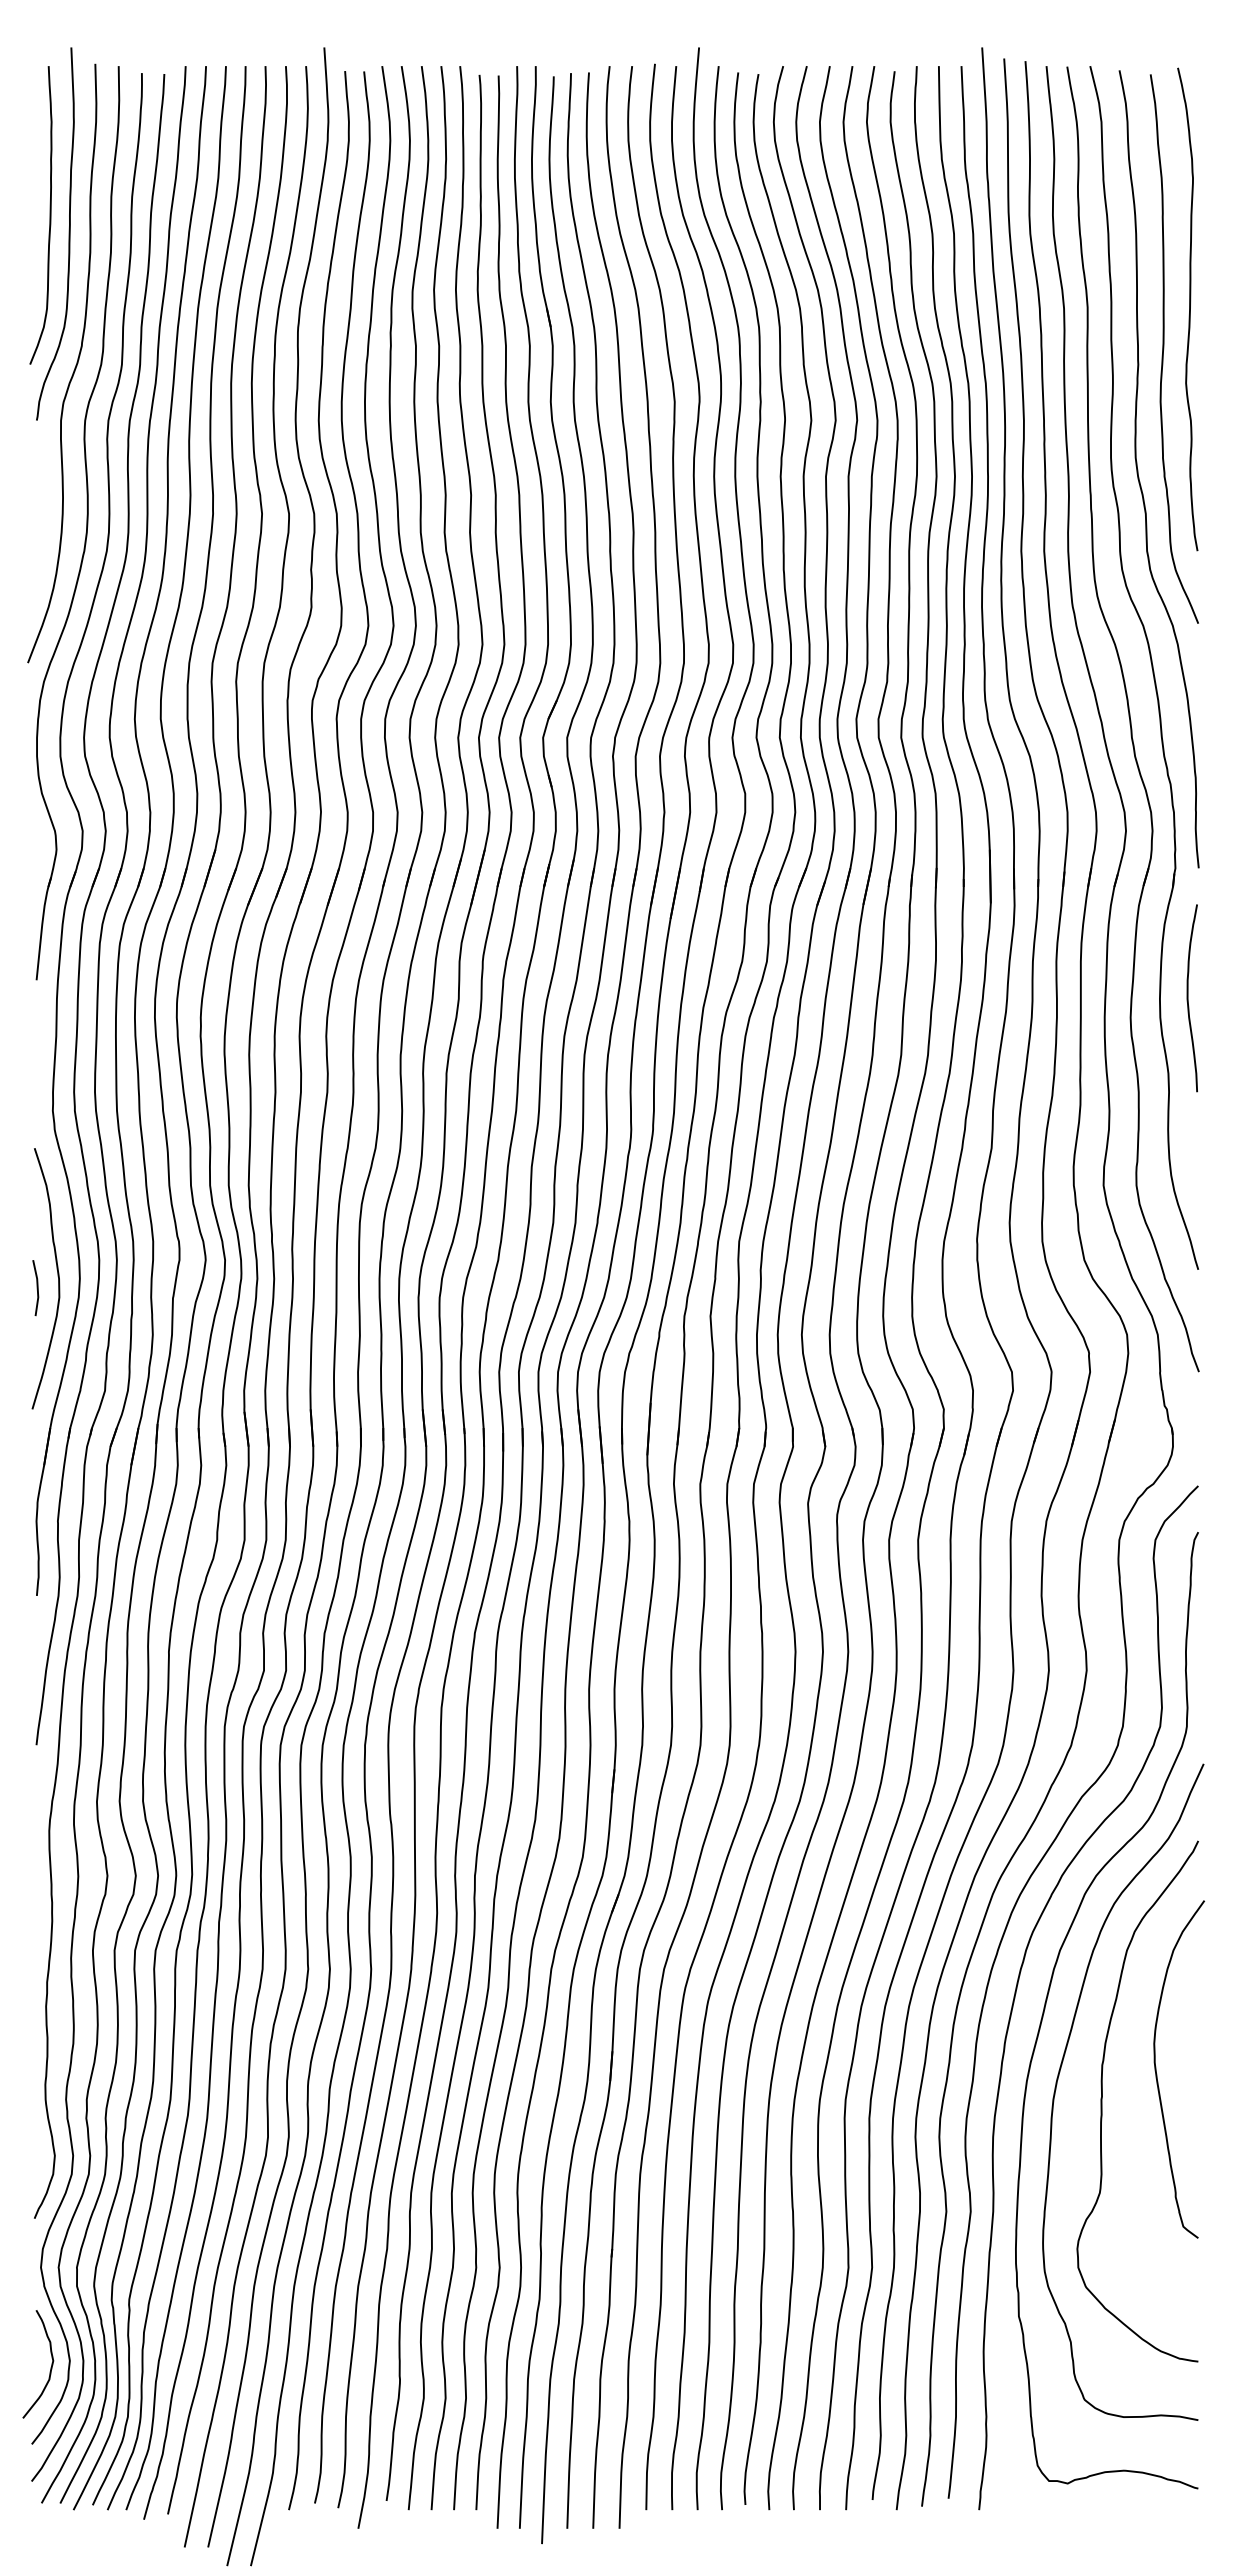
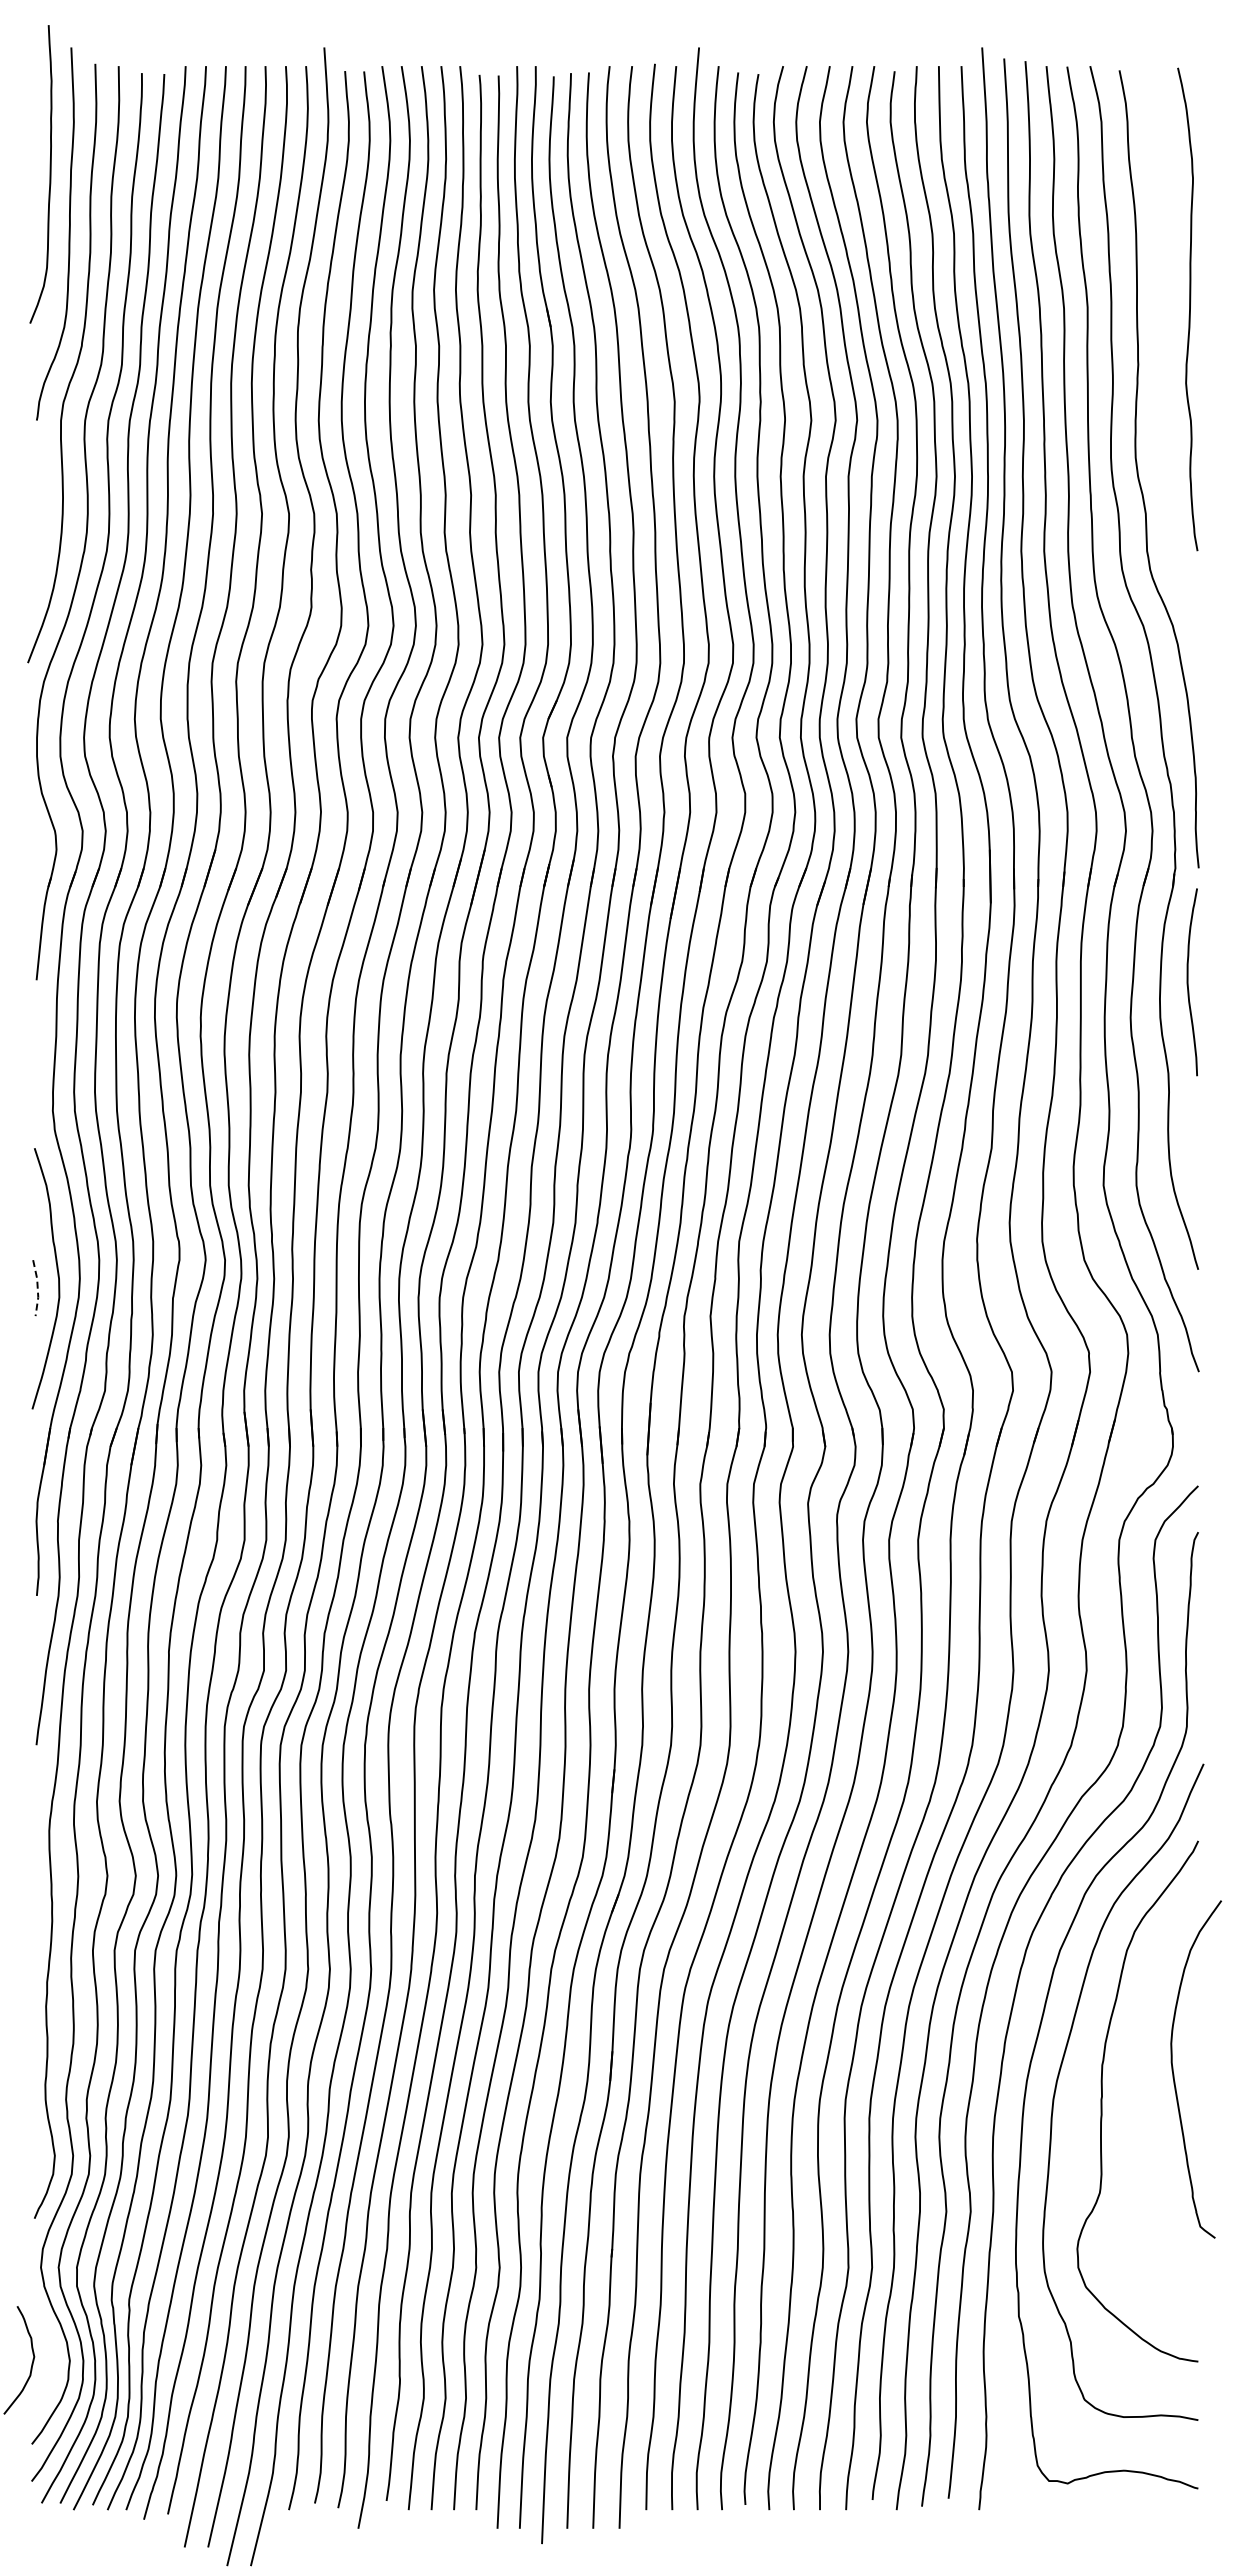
curve position: (49, 215) -> (49, 174) (49, 174)
curve: present -> none (1164, 348)
curve position: (1188, 998) -> (1188, 982) (1188, 982)
line: solid -> dashed (37, 1287)
curve position: (1157, 2074) -> (1174, 2074) (1174, 2074)
curve position: (50, 2367) -> (31, 2363) (31, 2363)
